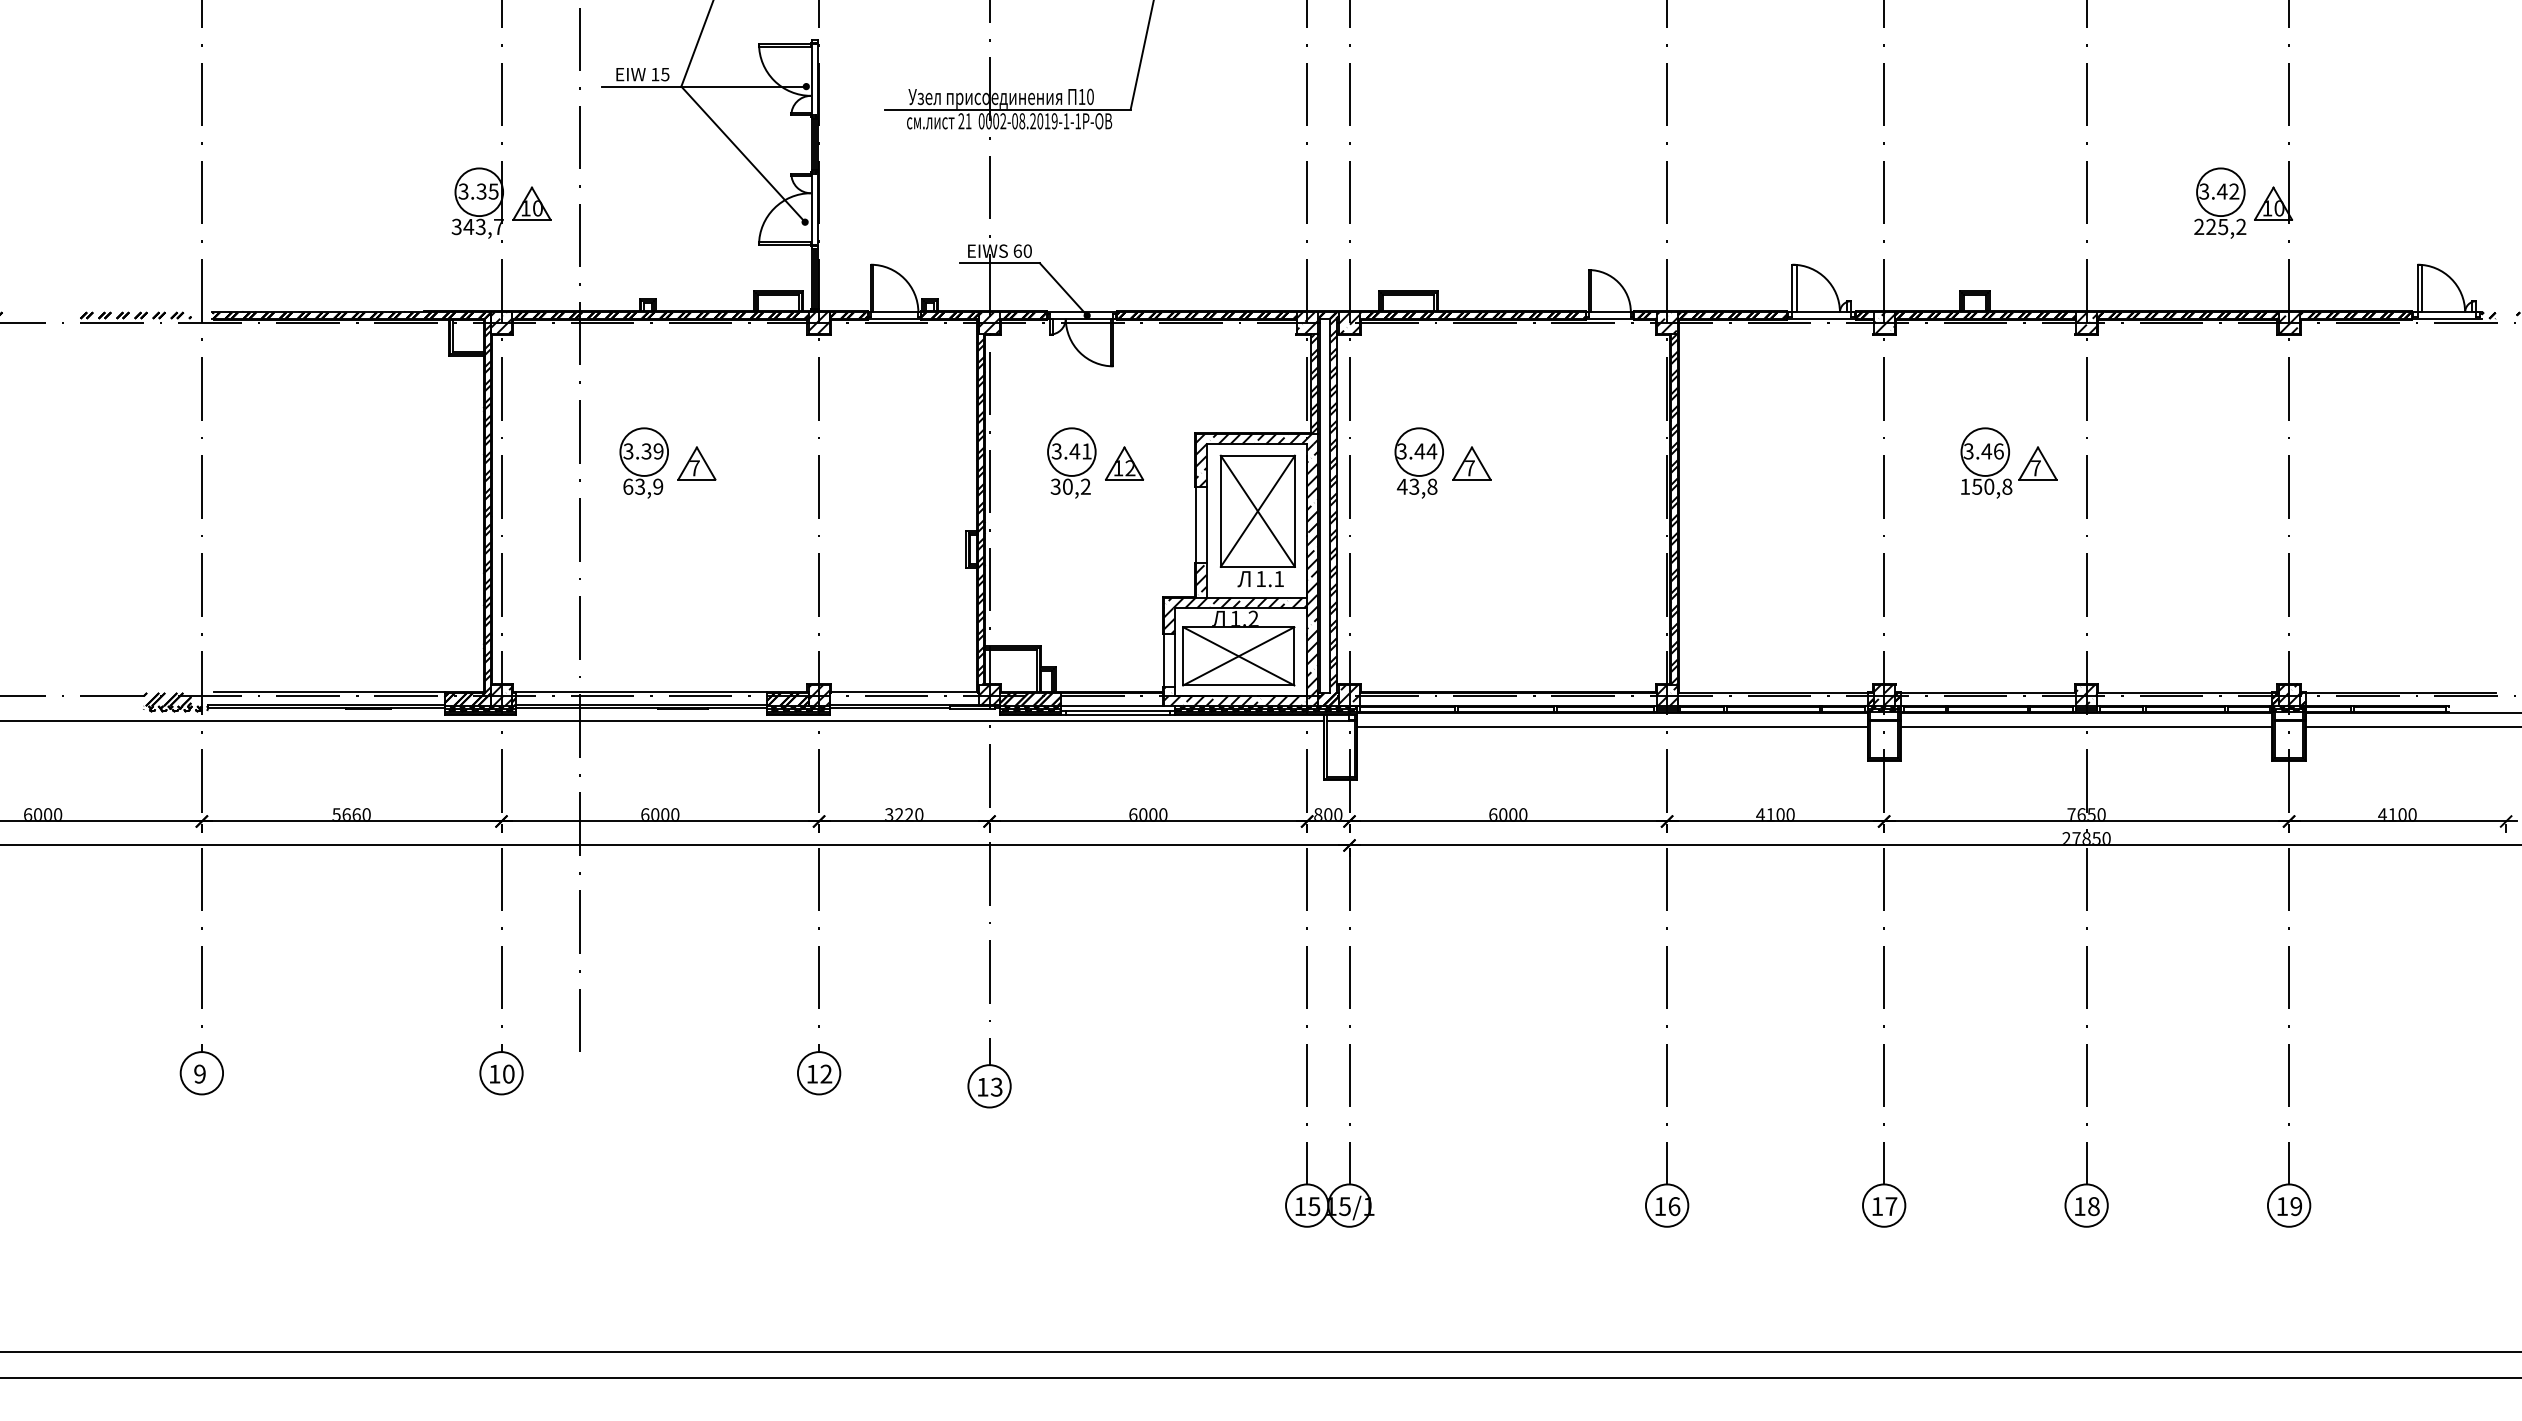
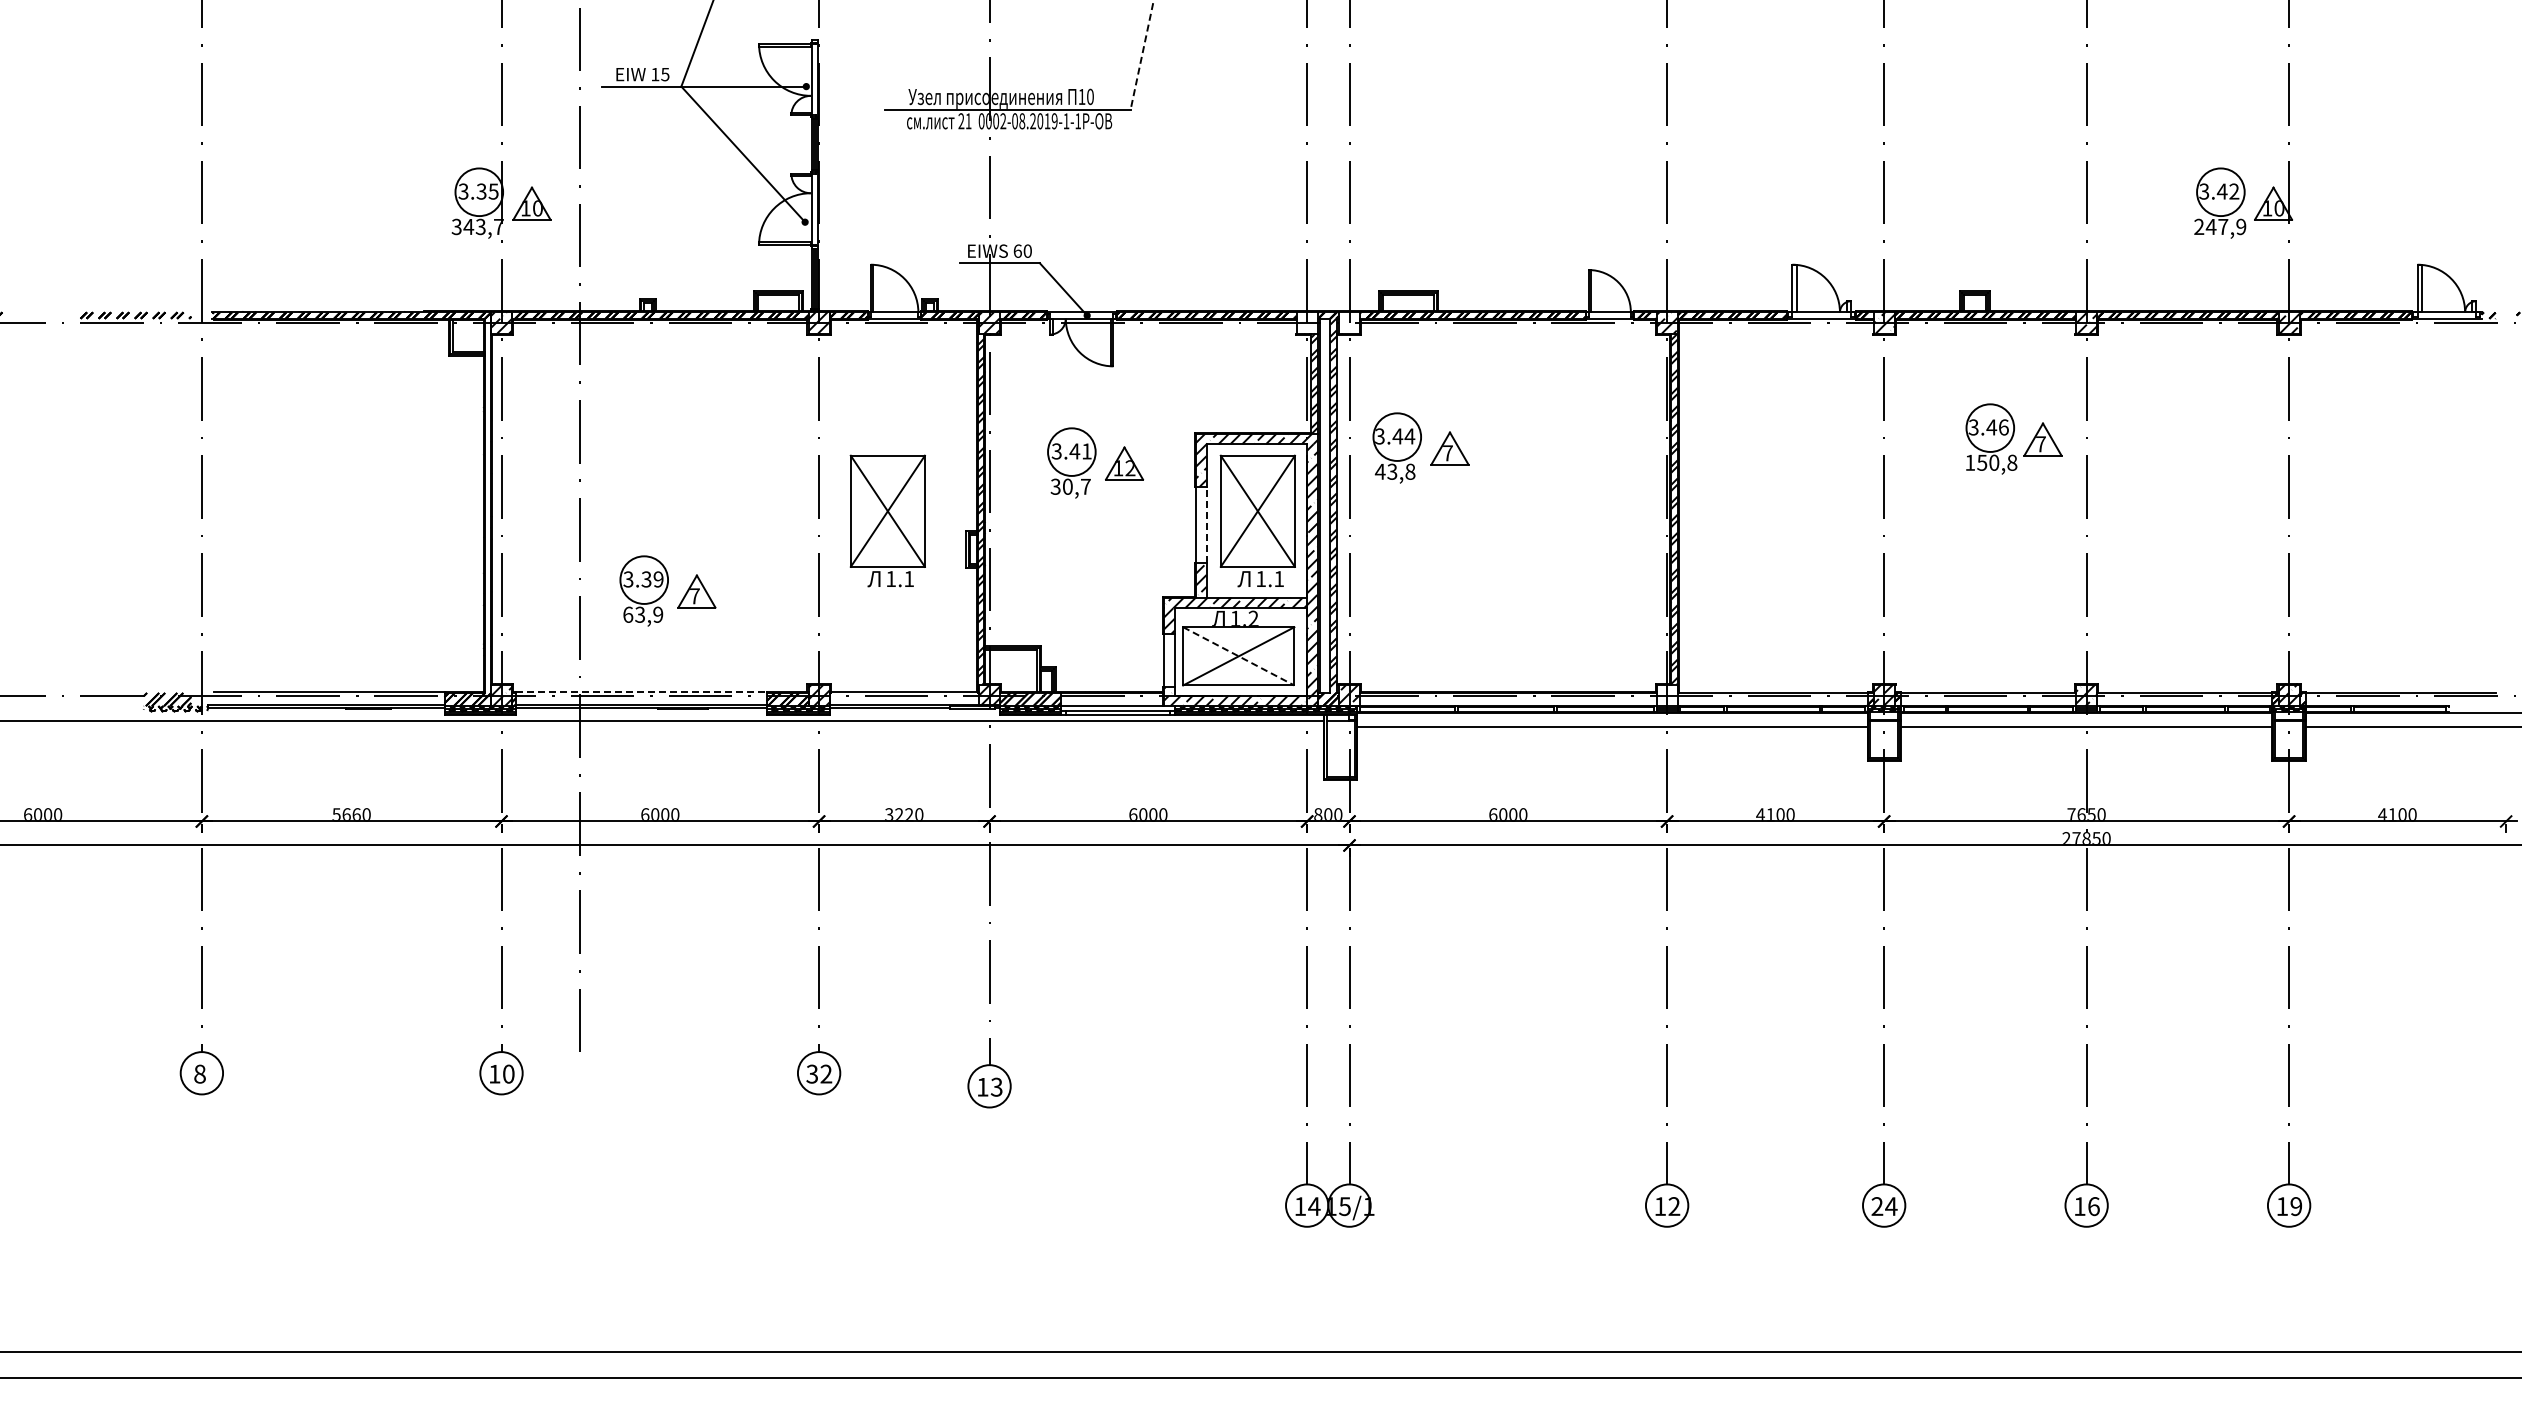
line: solid -> dashed (1142, 54)
text: 225,2 -> 247,9 (2225, 226)
hatch: present -> none (1306, 322)
hatch: present -> none (1349, 322)
part position: (667, 462) -> (667, 590) (667, 590)
part position: (1442, 462) -> (1420, 447) (1420, 447)
part position: (2008, 462) -> (2013, 438) (2013, 438)
text: 30,2 -> 30,7 (1085, 486)
hatch: present -> none (487, 505)
part: none -> present (887, 520)
line: solid -> dashed (1206, 524)
line: solid -> dashed (1238, 656)
line: solid -> dashed (641, 691)
hatch: present -> none (1666, 695)
text: 9 -> 8 (199, 1073)
text: 12 -> 32 (811, 1073)
text: 15 -> 14 (1314, 1206)
text: 16 -> 12 (1674, 1206)
text: 17 -> 24 (1884, 1206)
text: 18 -> 16 (2093, 1206)
